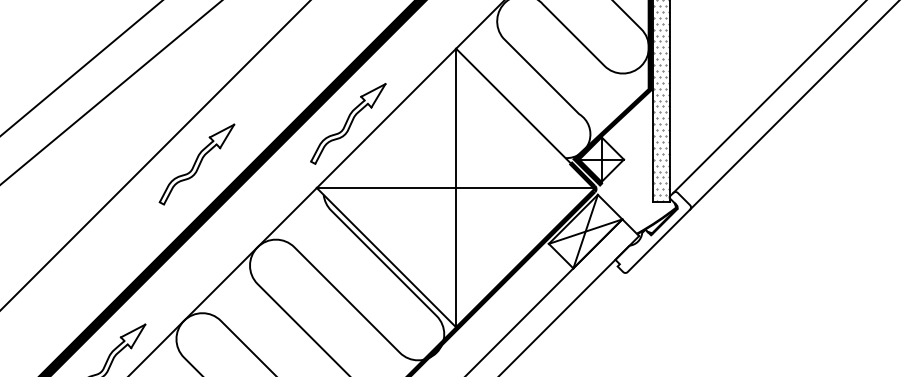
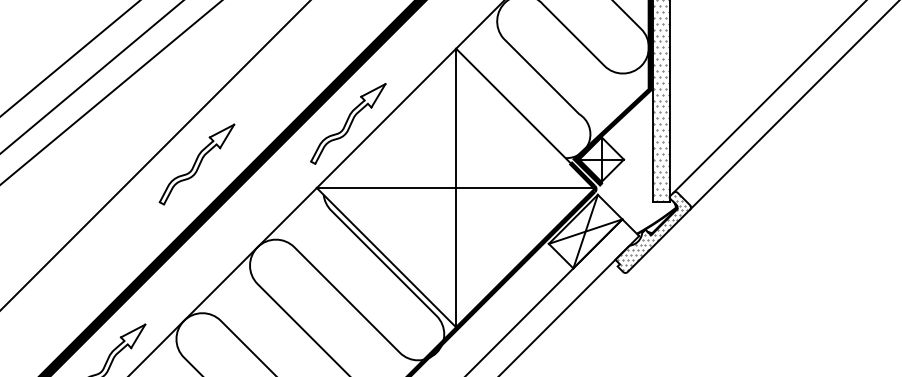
line: none -> present (70, 58)
line position: (81, 68) -> (91, 77) (91, 77)
hatch: none -> present (653, 232)
